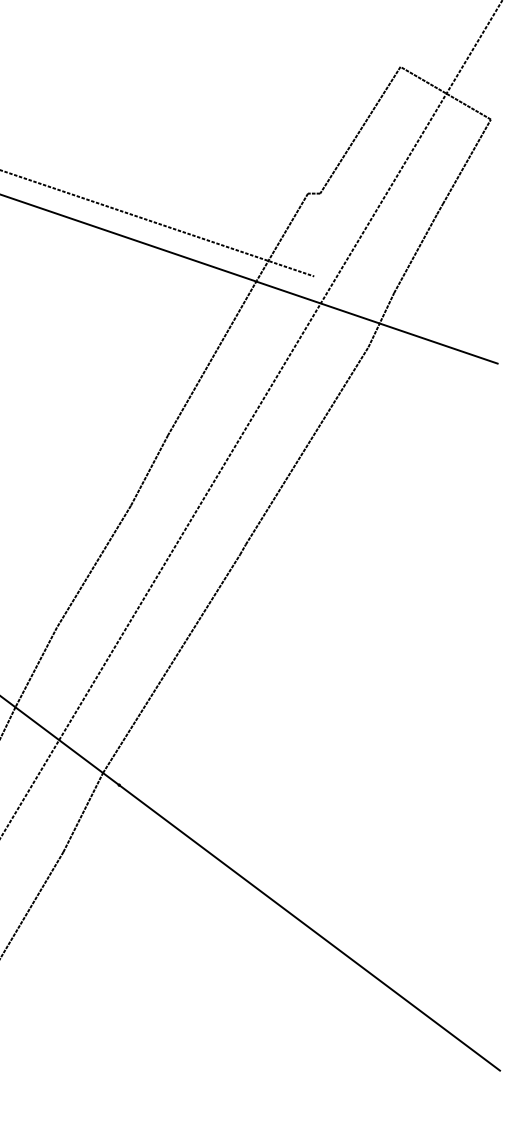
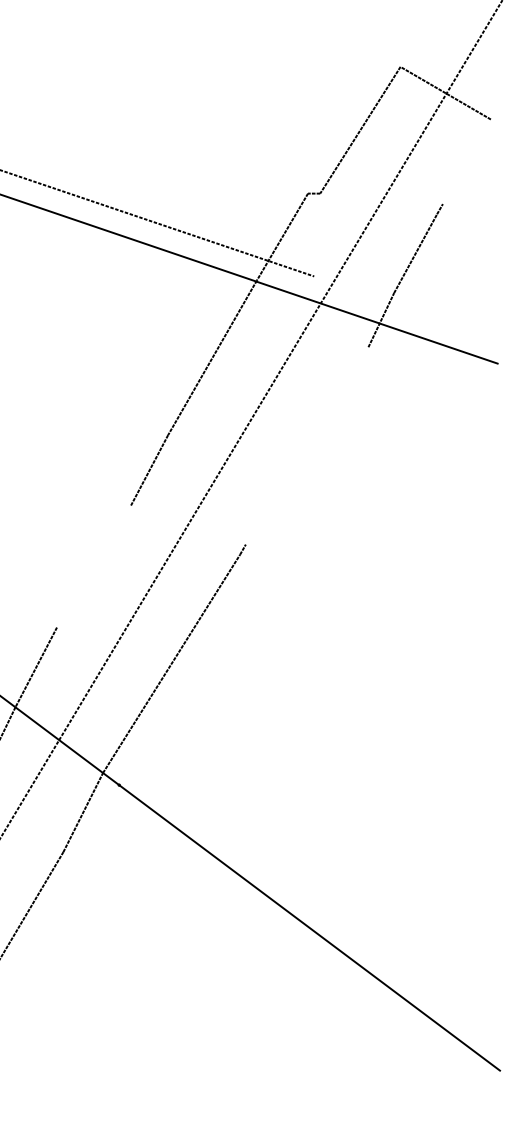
line: present -> none (466, 161)
line: present -> none (306, 445)
line: present -> none (93, 566)
